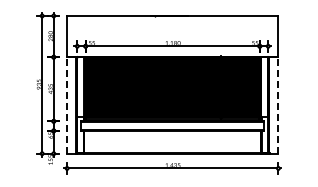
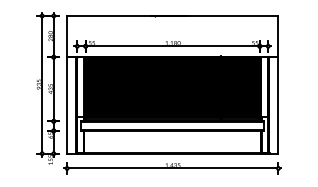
line: dashed -> solid (67, 104)
line: dashed -> solid (278, 104)
